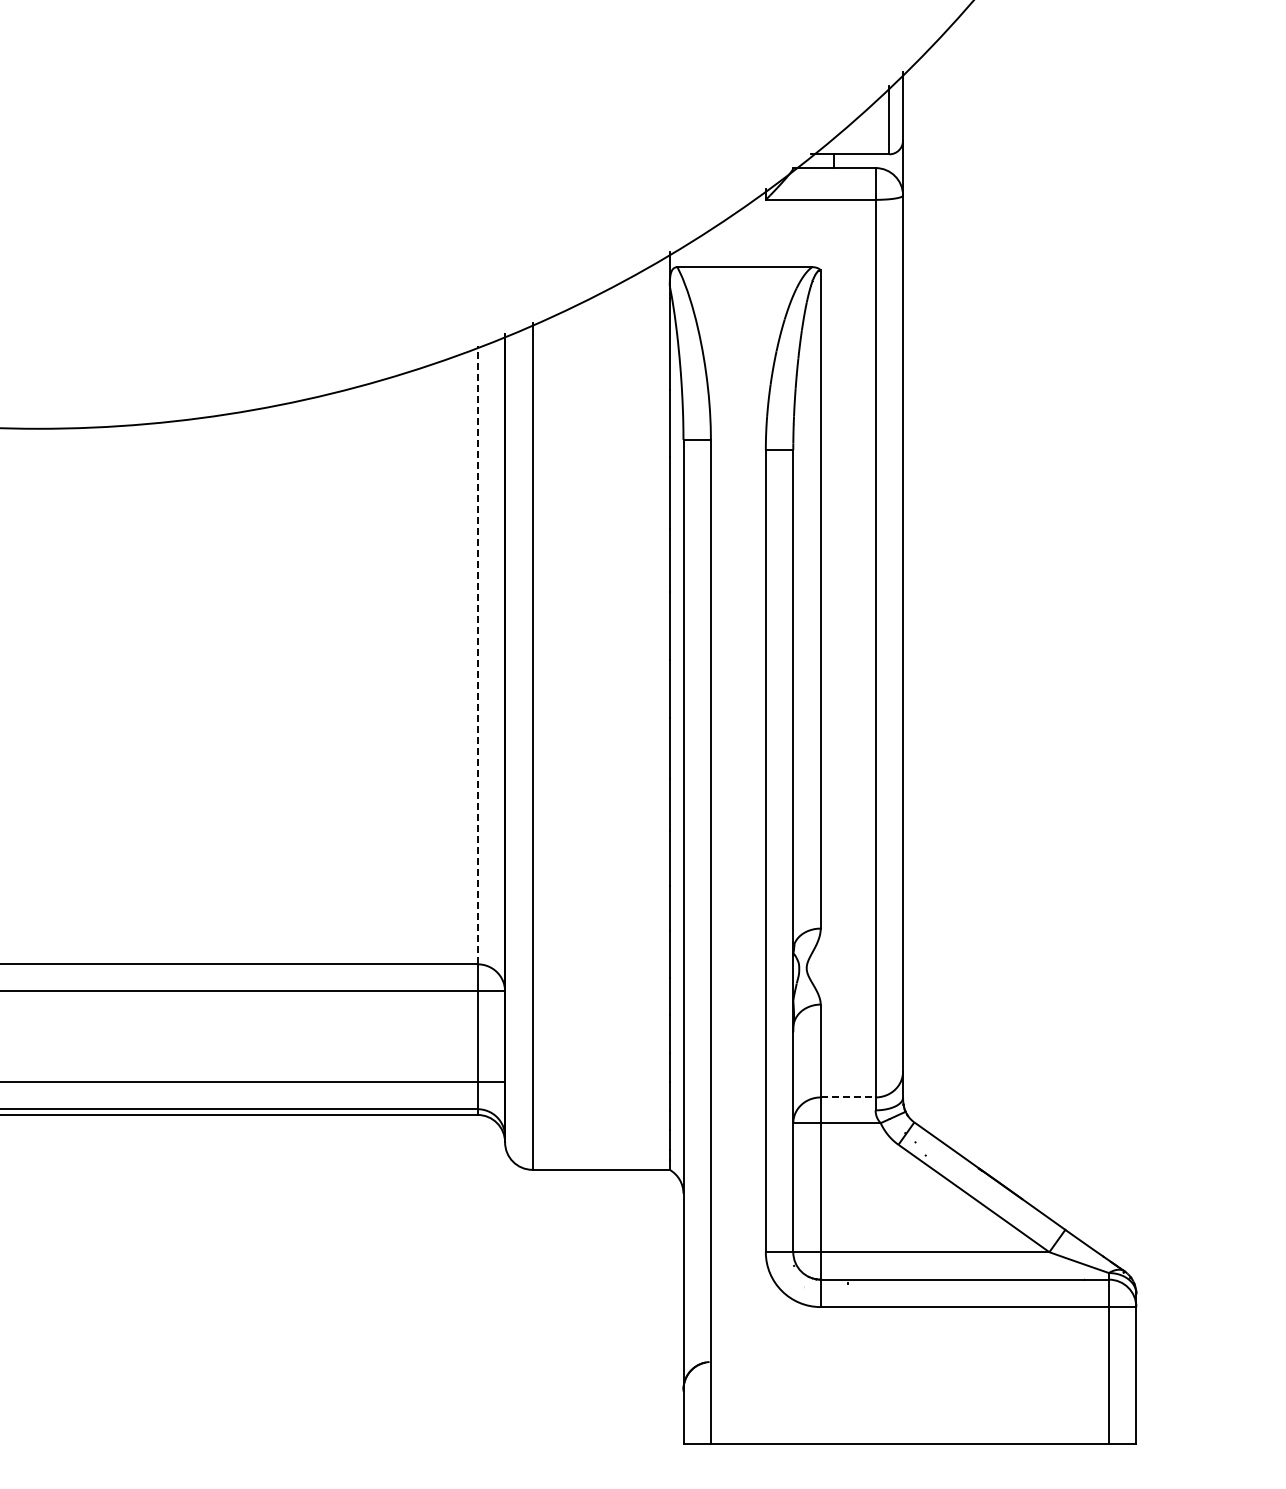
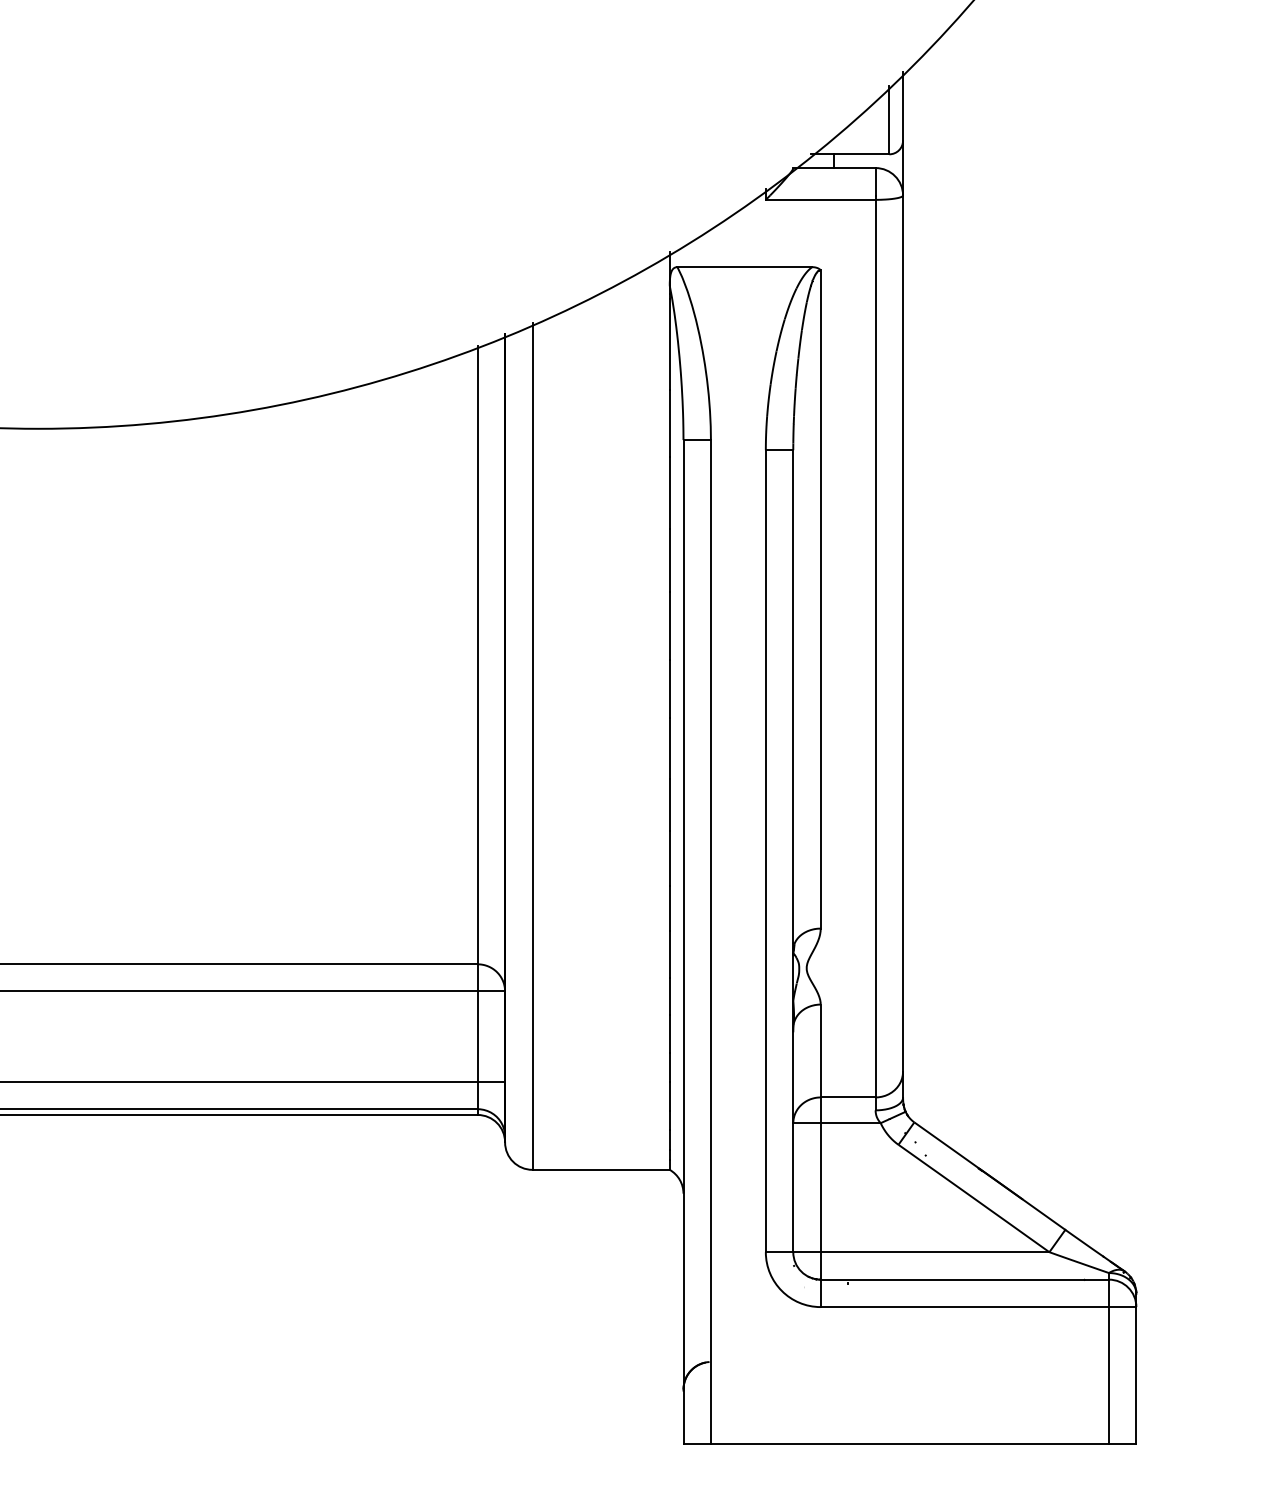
line: dashed -> solid (477, 654)
line: dashed -> solid (848, 1097)
